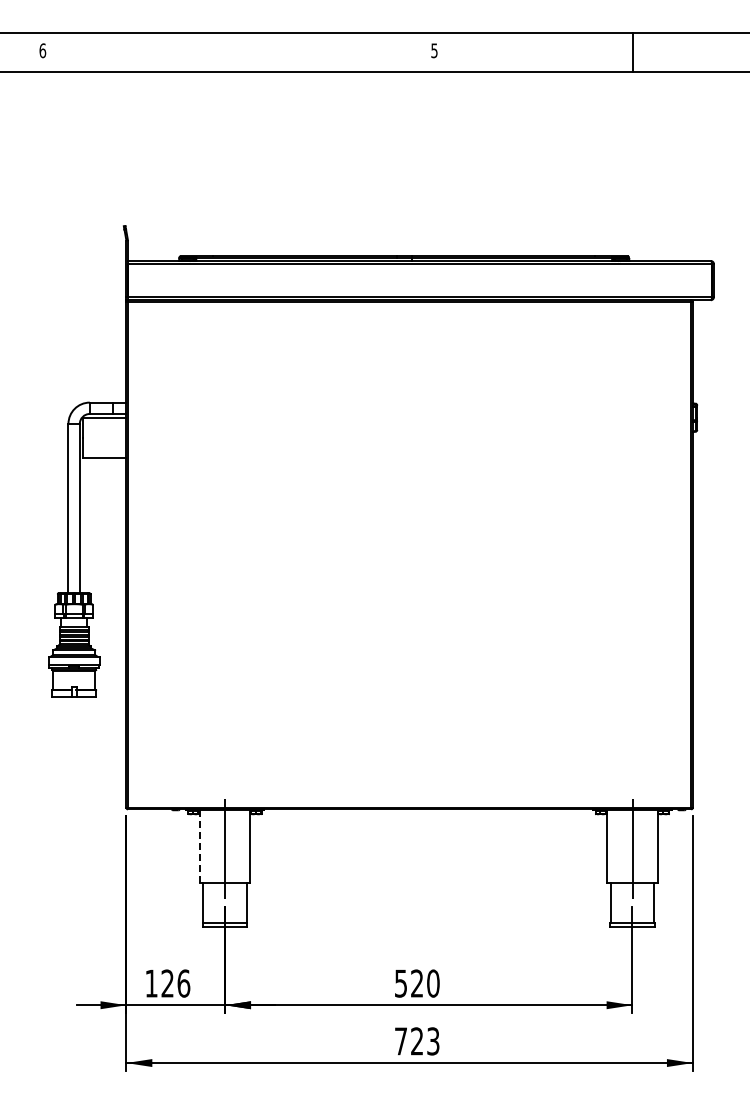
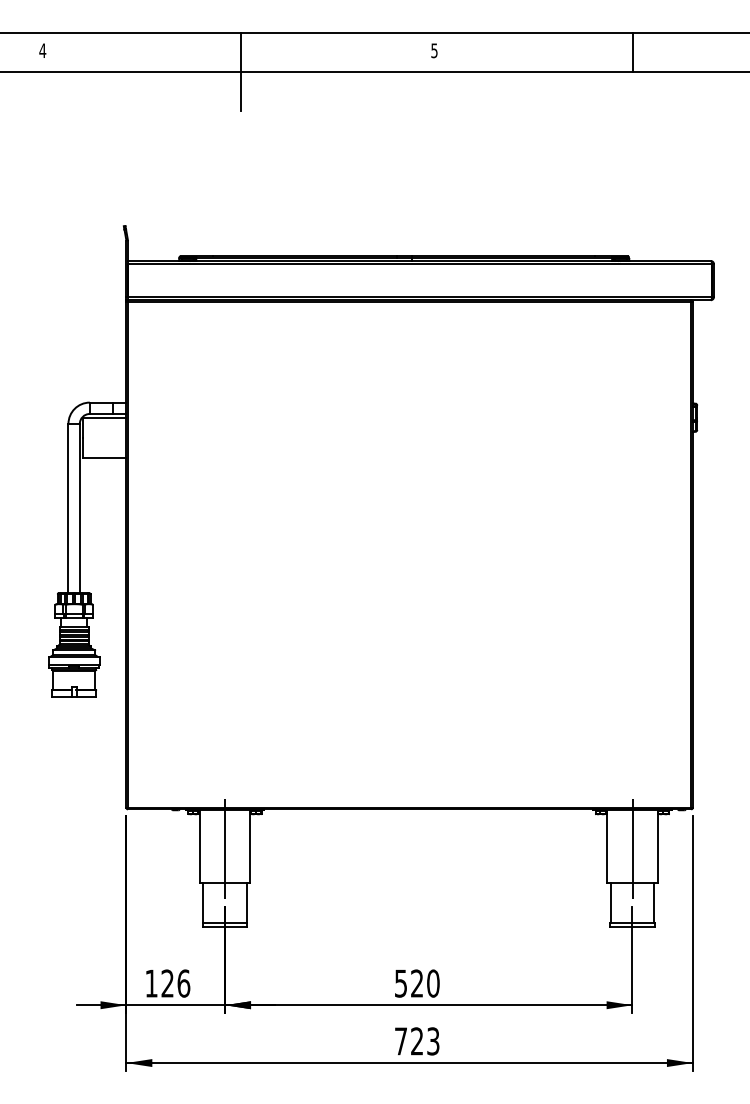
text: 6 -> 4 (42, 50)
line: none -> present (240, 72)
line: dashed -> solid (200, 847)
